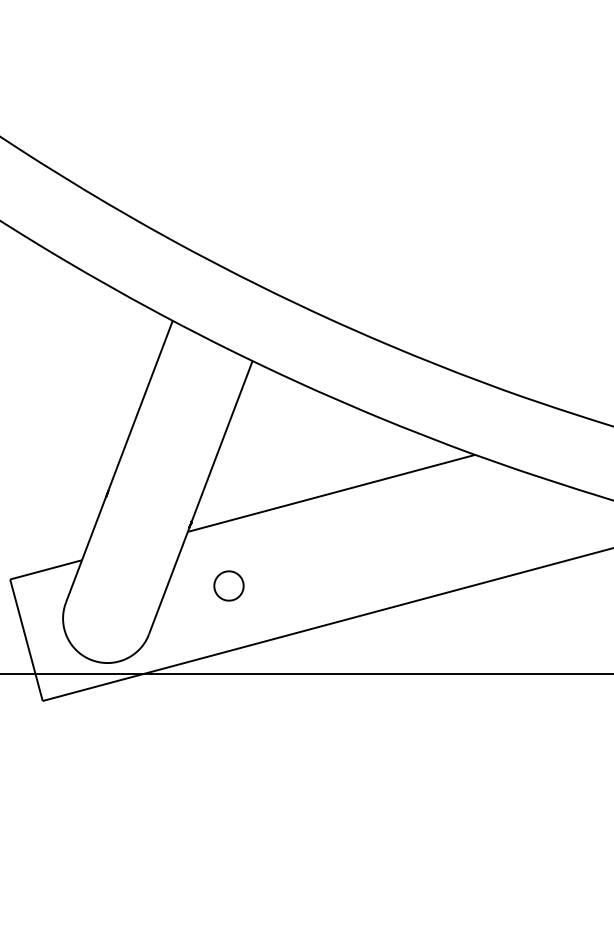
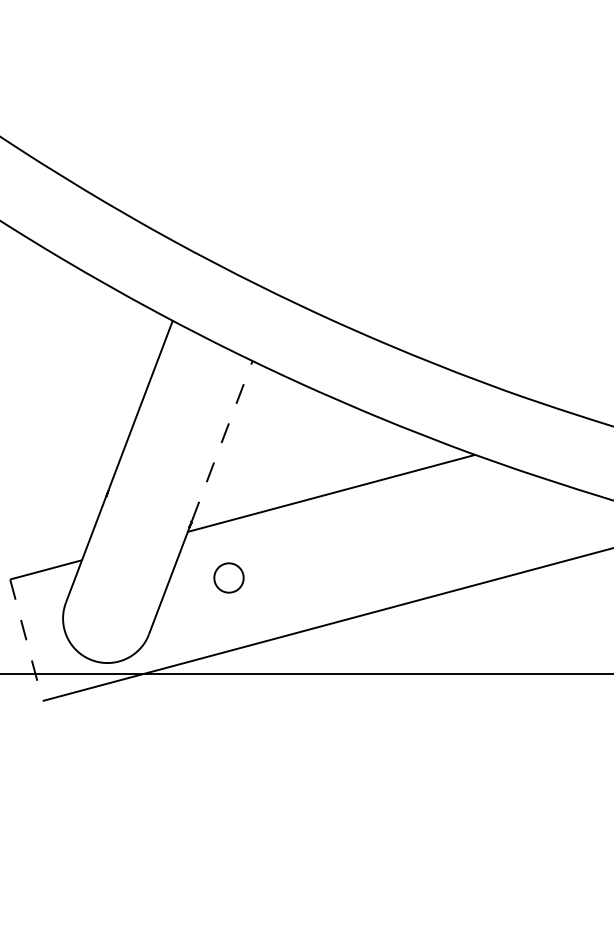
line: solid -> dashed (222, 441)
part position: (228, 585) -> (228, 577) (228, 577)
line: solid -> dashed (26, 640)
